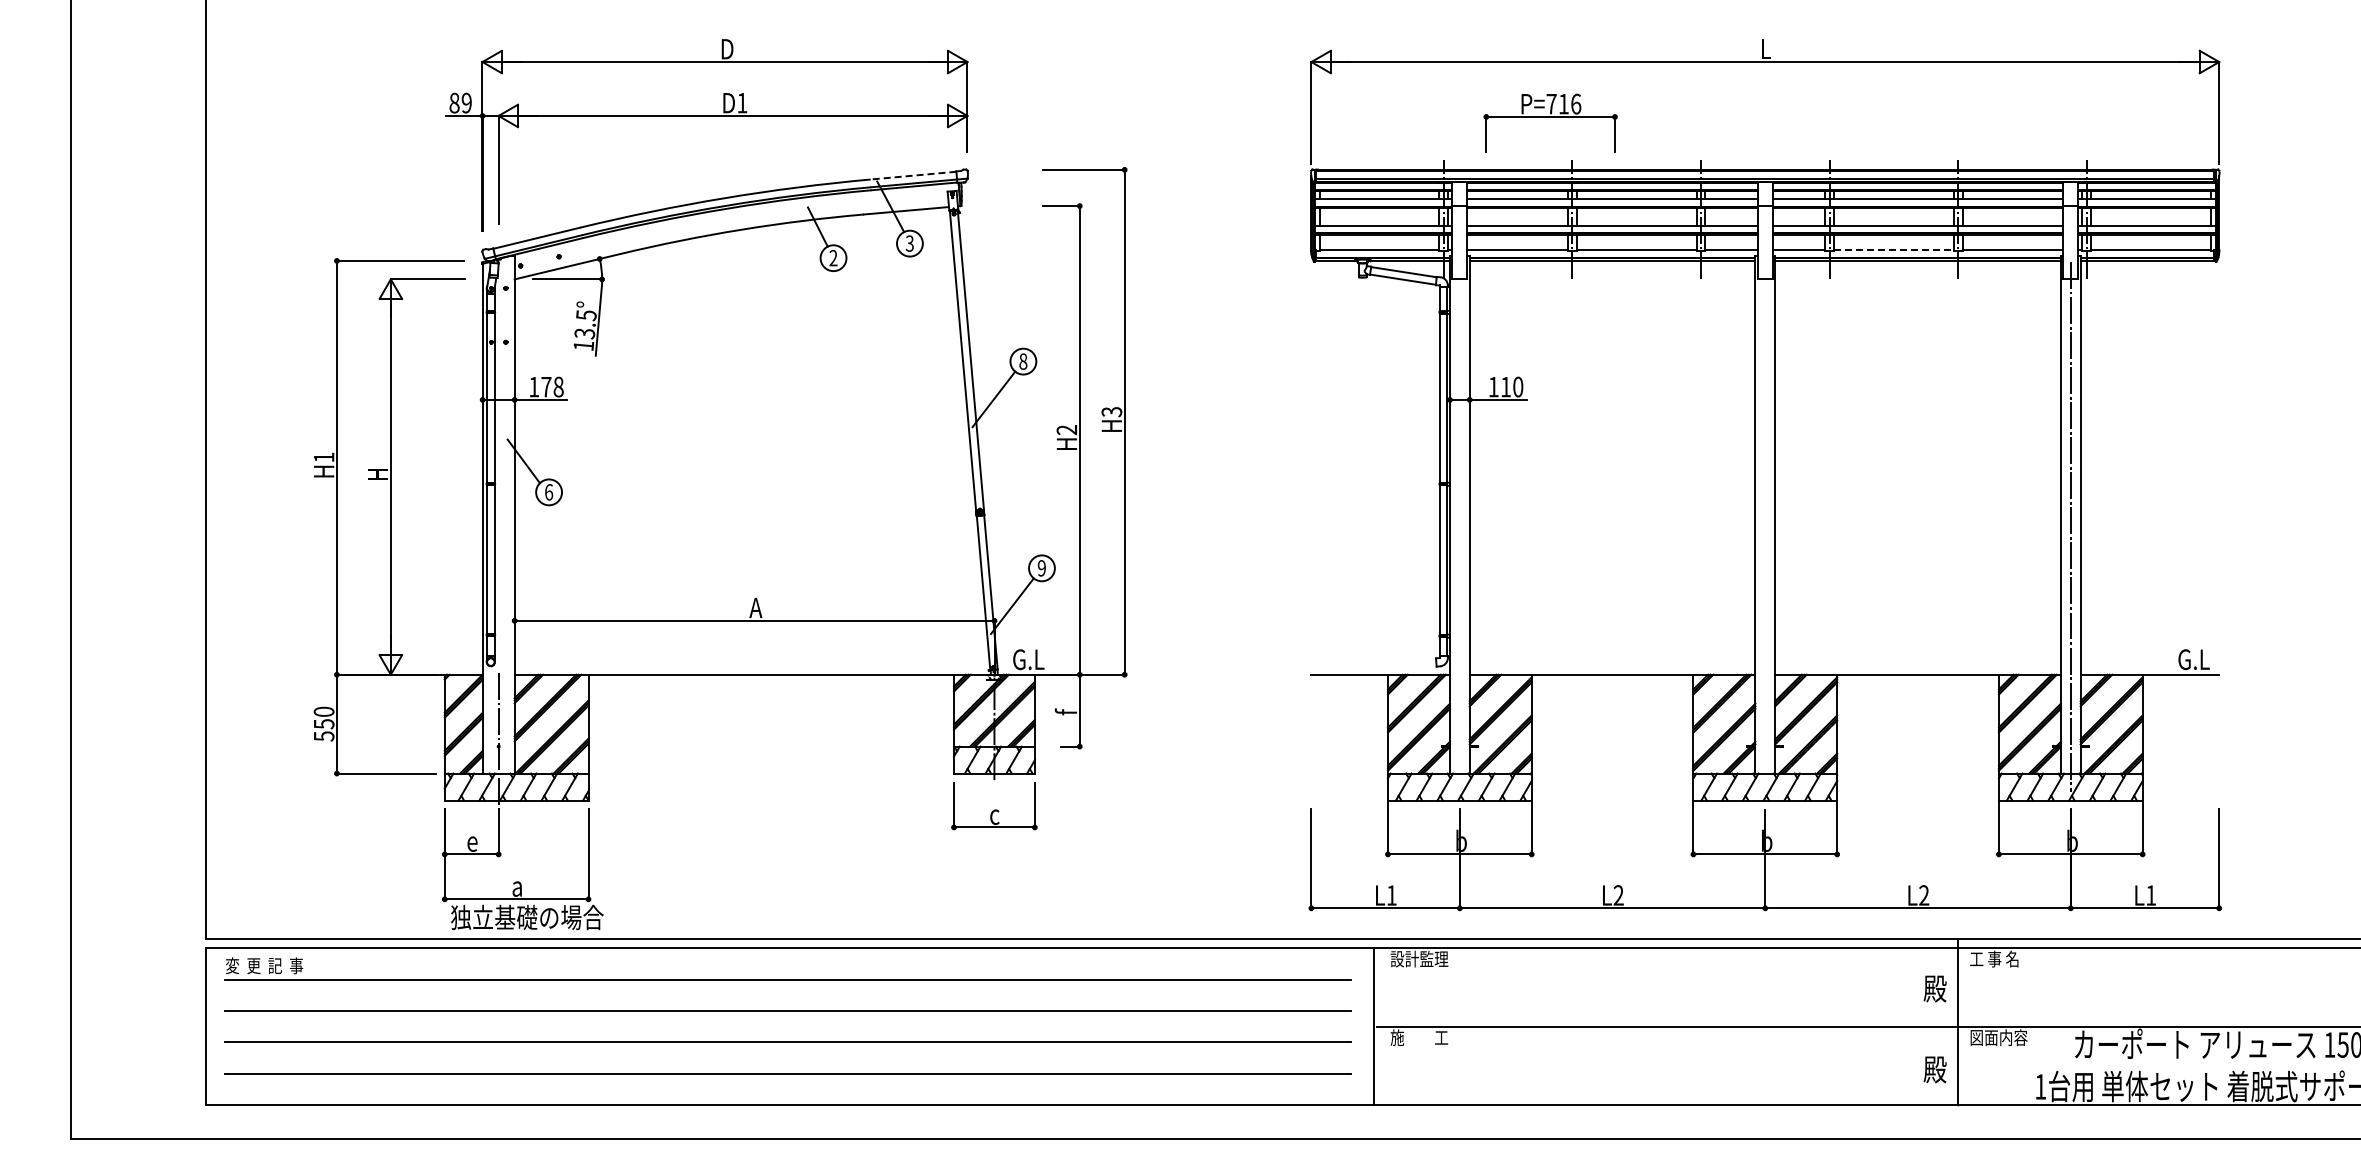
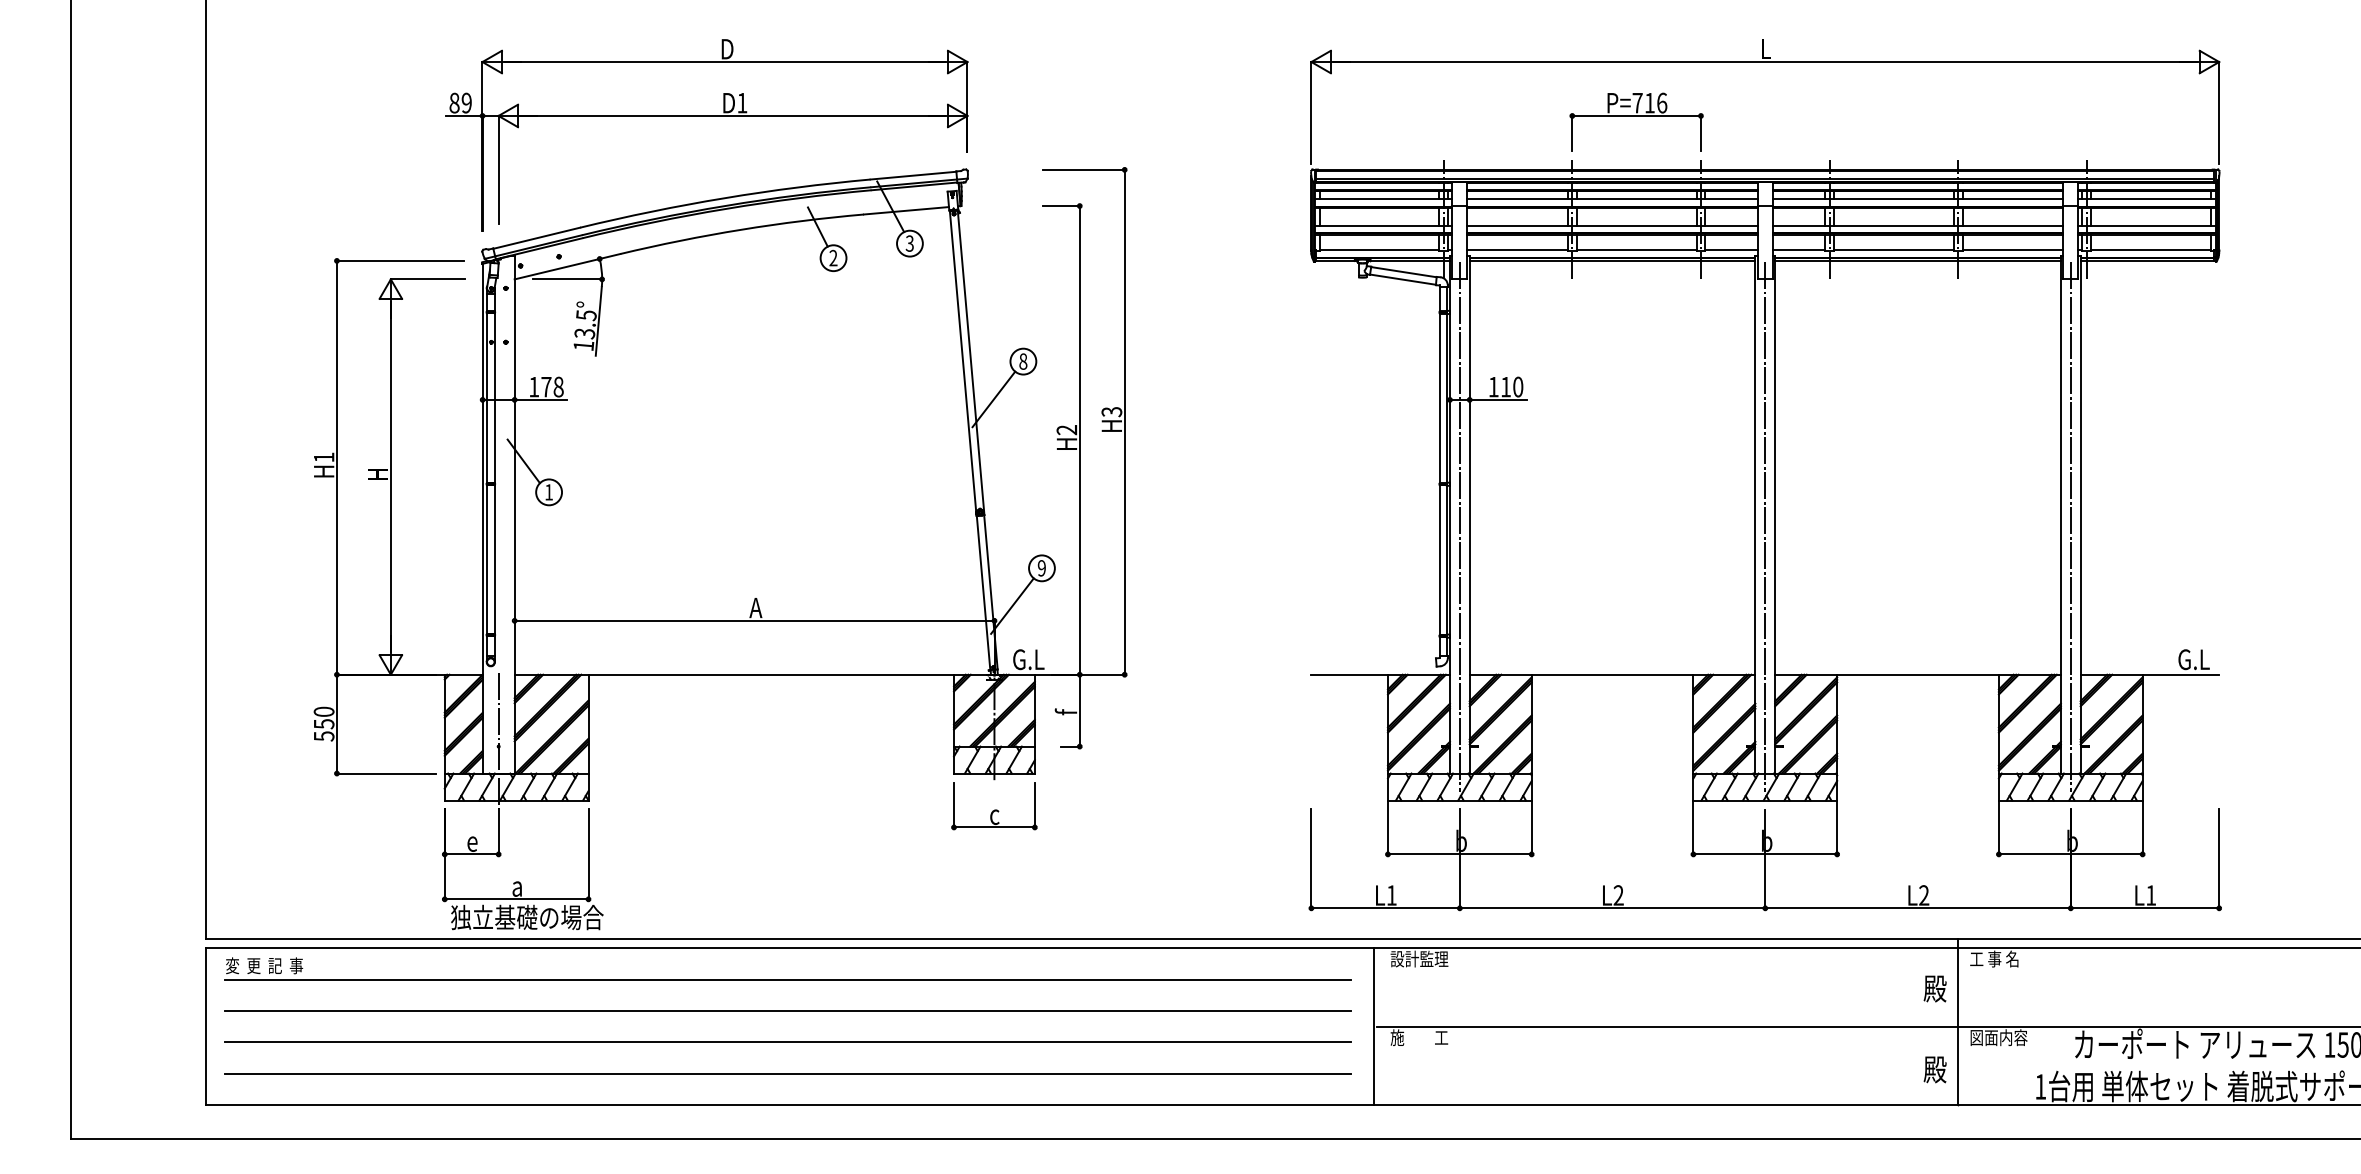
part position: (1550, 122) -> (1636, 121) (1636, 121)
line: dashed -> solid (913, 175)
line: dashed -> solid (1893, 249)
text: 6 -> 1 (549, 492)
line: none -> present (1459, 526)
line: none -> present (1765, 526)
